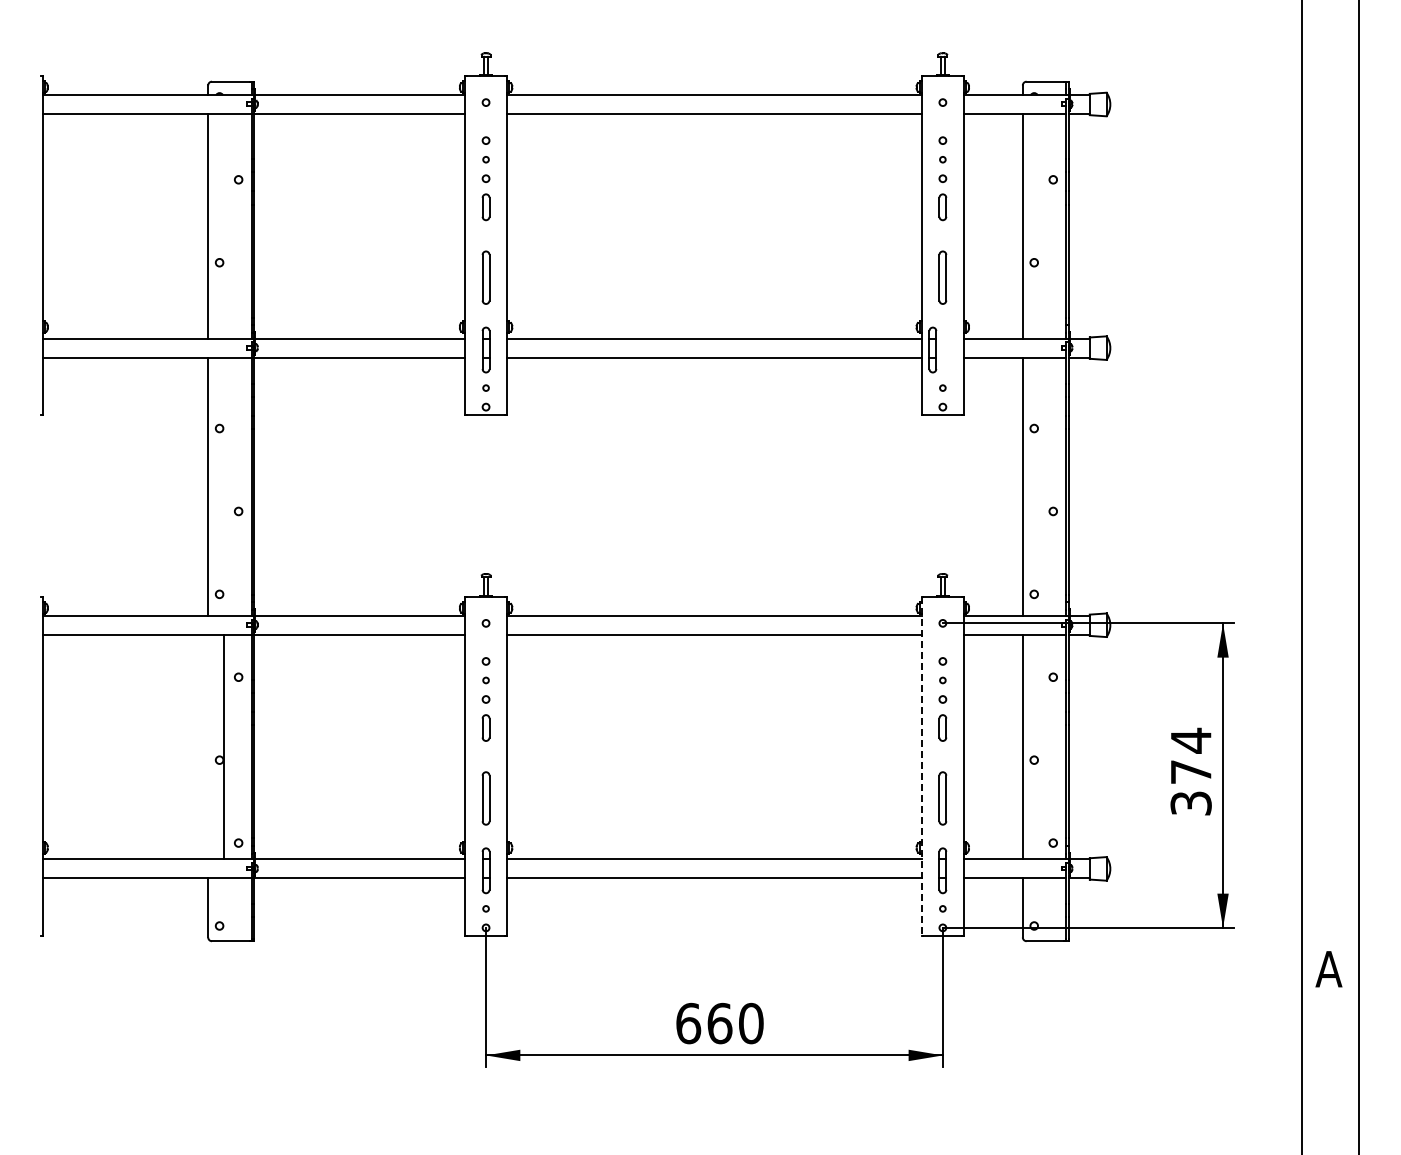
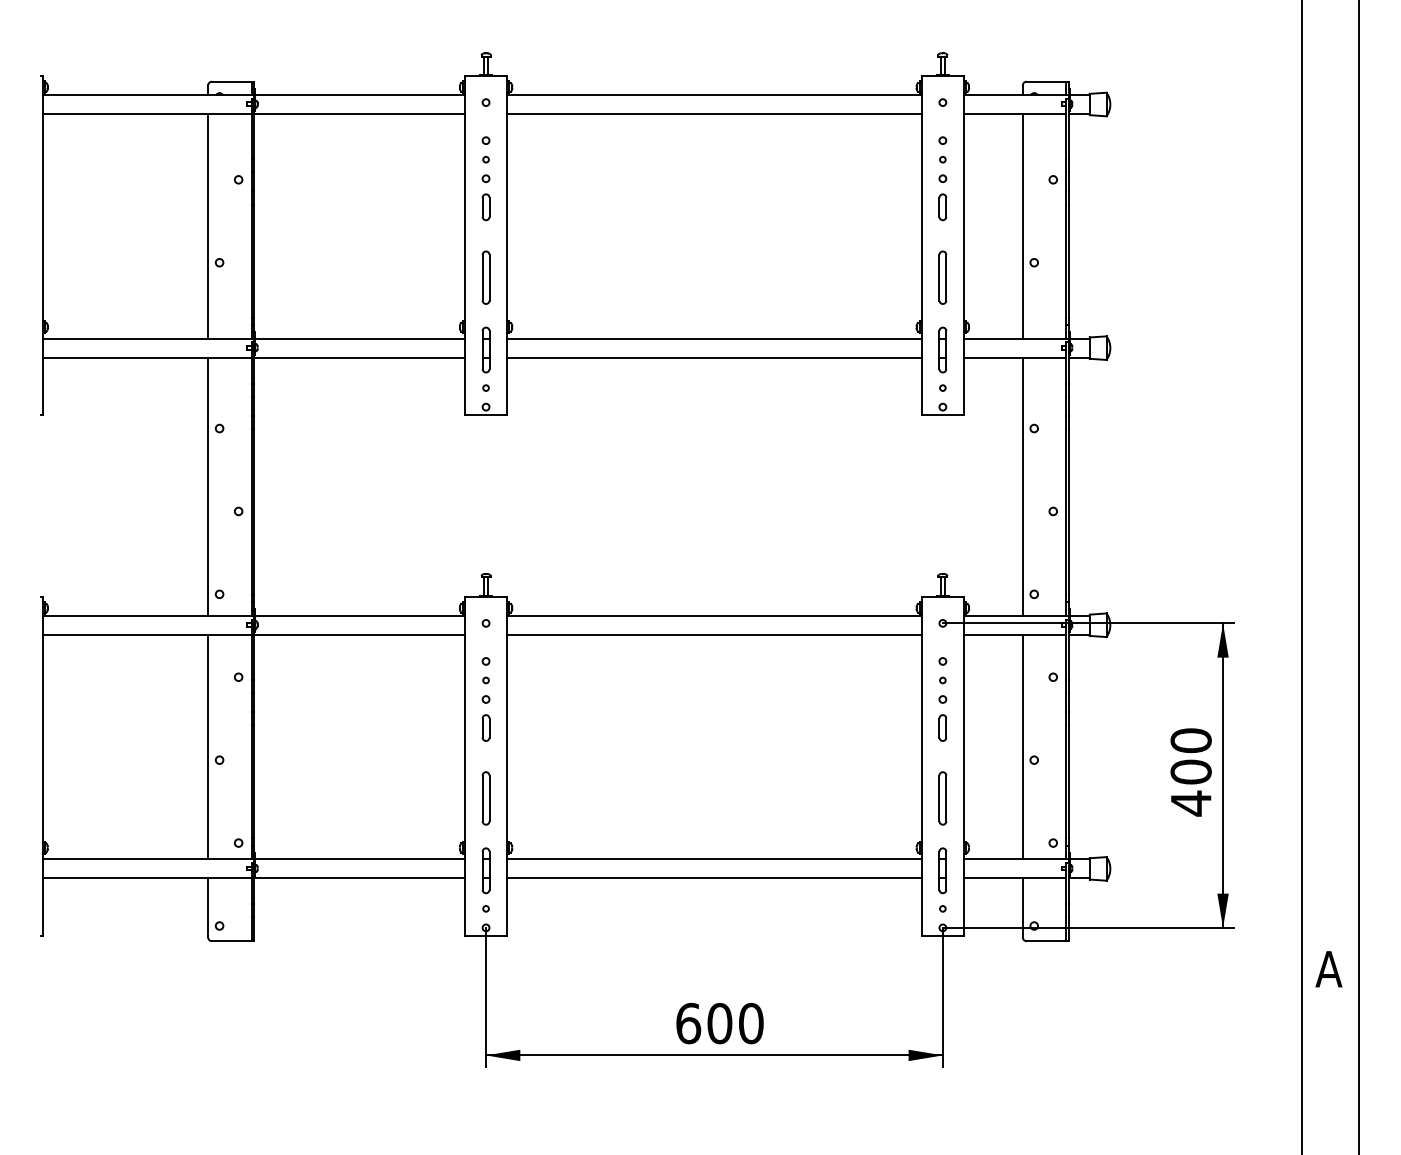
part position: (932, 349) -> (942, 349) (942, 349)
line position: (224, 746) -> (208, 746) (208, 746)
line: dashed -> solid (921, 766)
text: 374 -> 400 (1190, 771)
text: 660 -> 600 (719, 1023)
